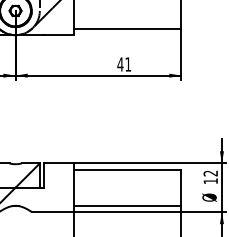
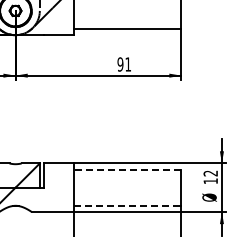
text: 41 -> 91 (120, 64)
line: solid -> dashed (127, 169)
line: solid -> dashed (127, 205)
